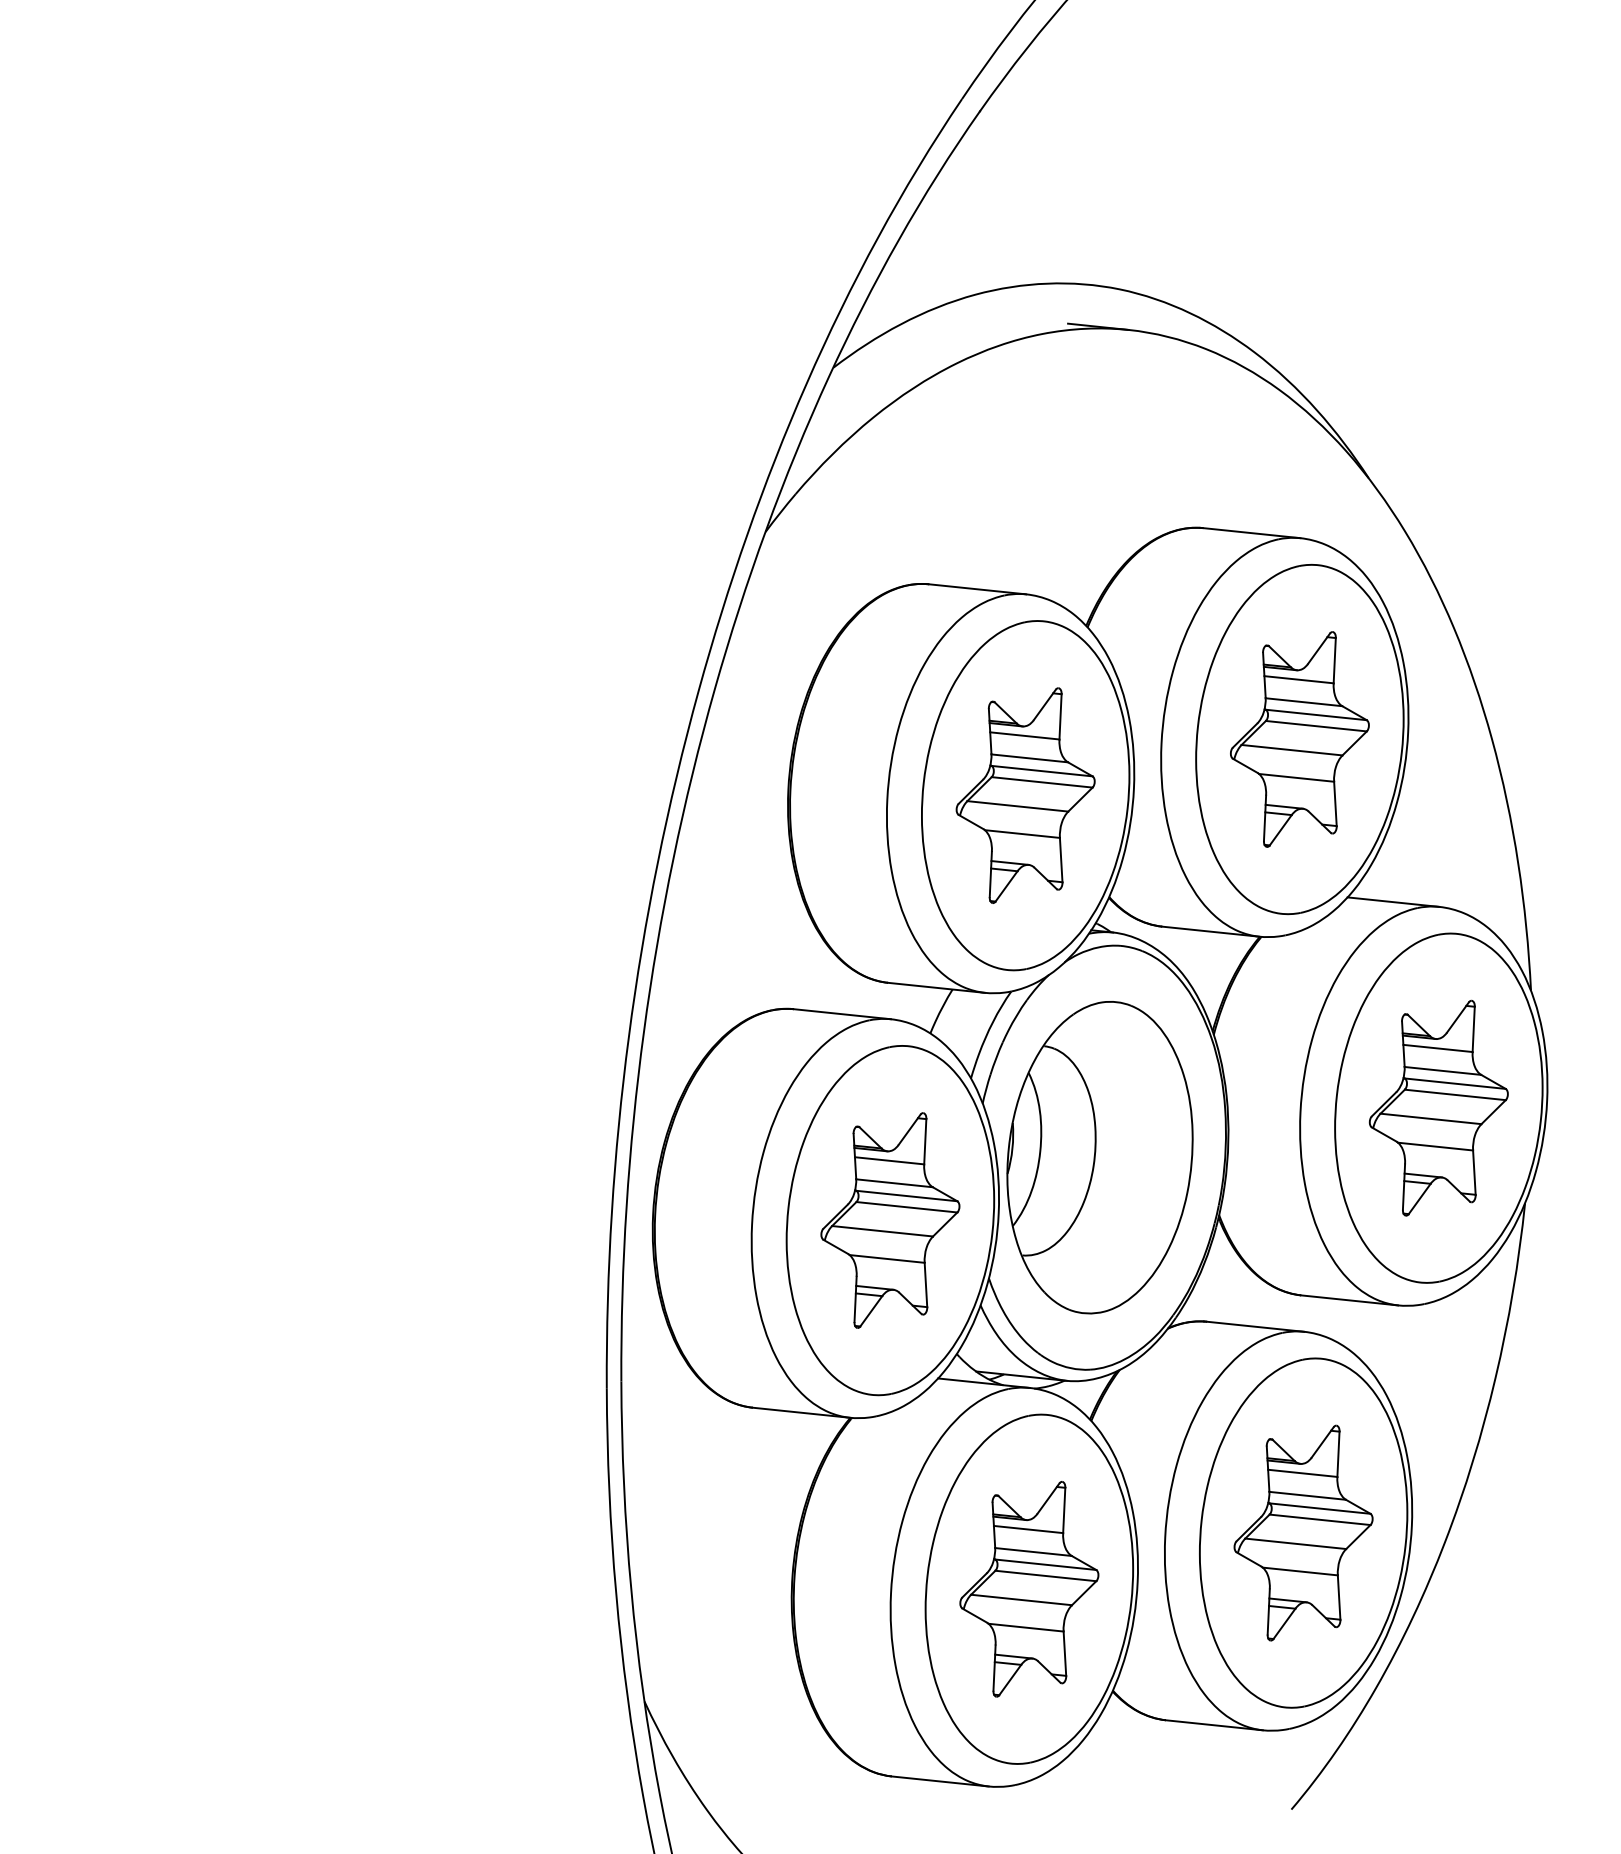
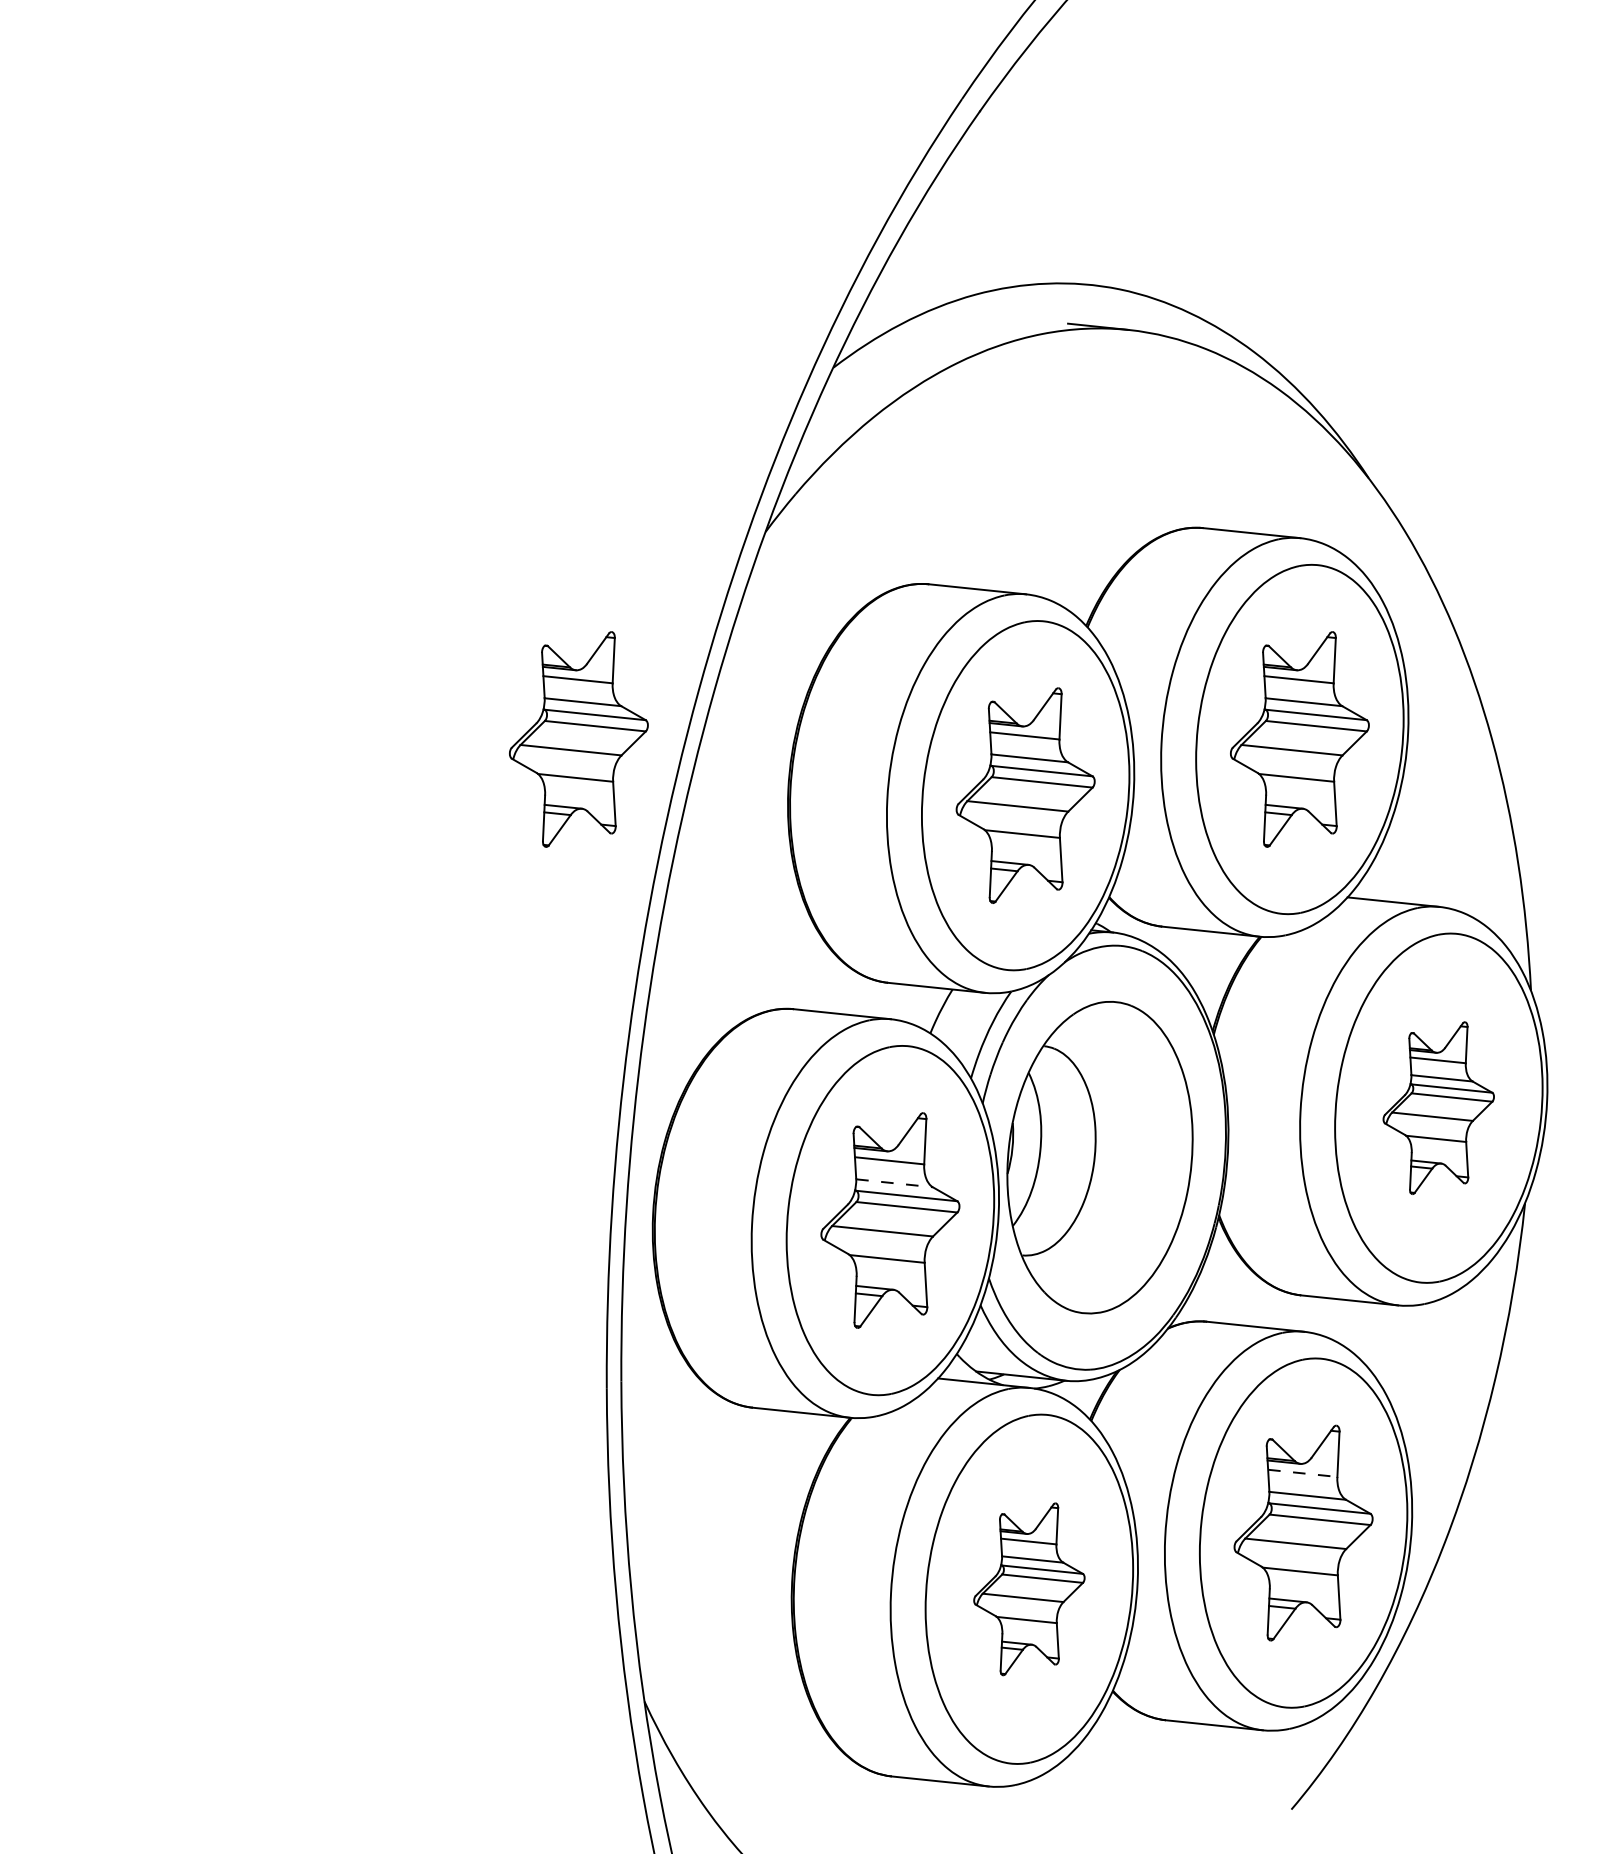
part: none -> present (578, 739)
part size: 141x218 px -> 113x174 px (1438, 1107)
line: solid -> dashed (894, 1183)
line: solid -> dashed (1302, 1473)
part size: 141x217 px -> 113x175 px (1029, 1589)
